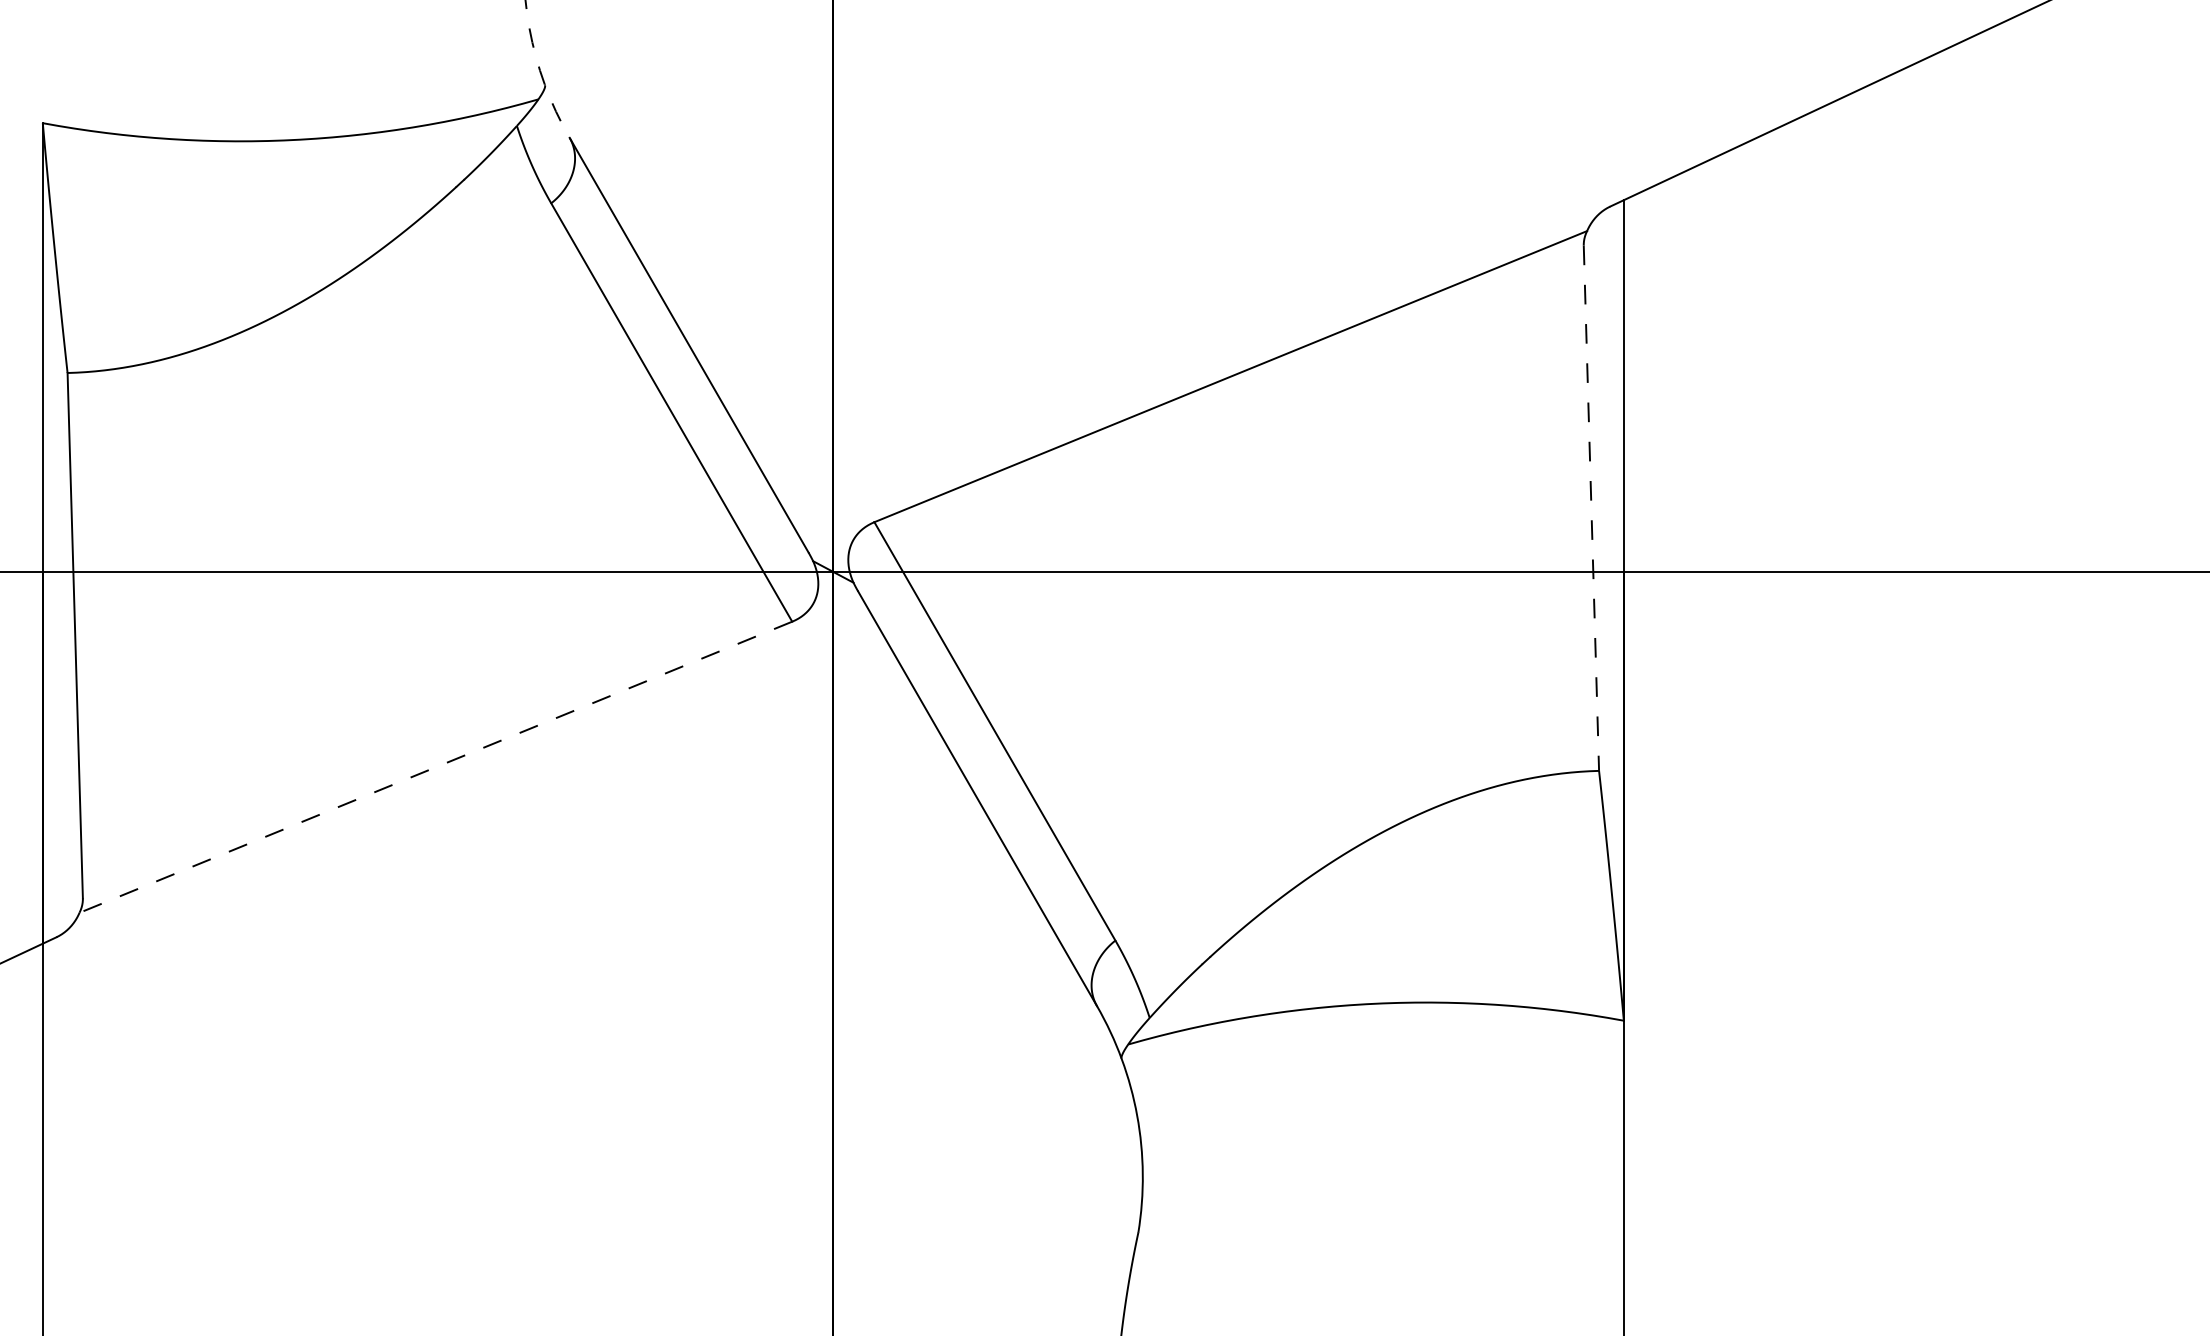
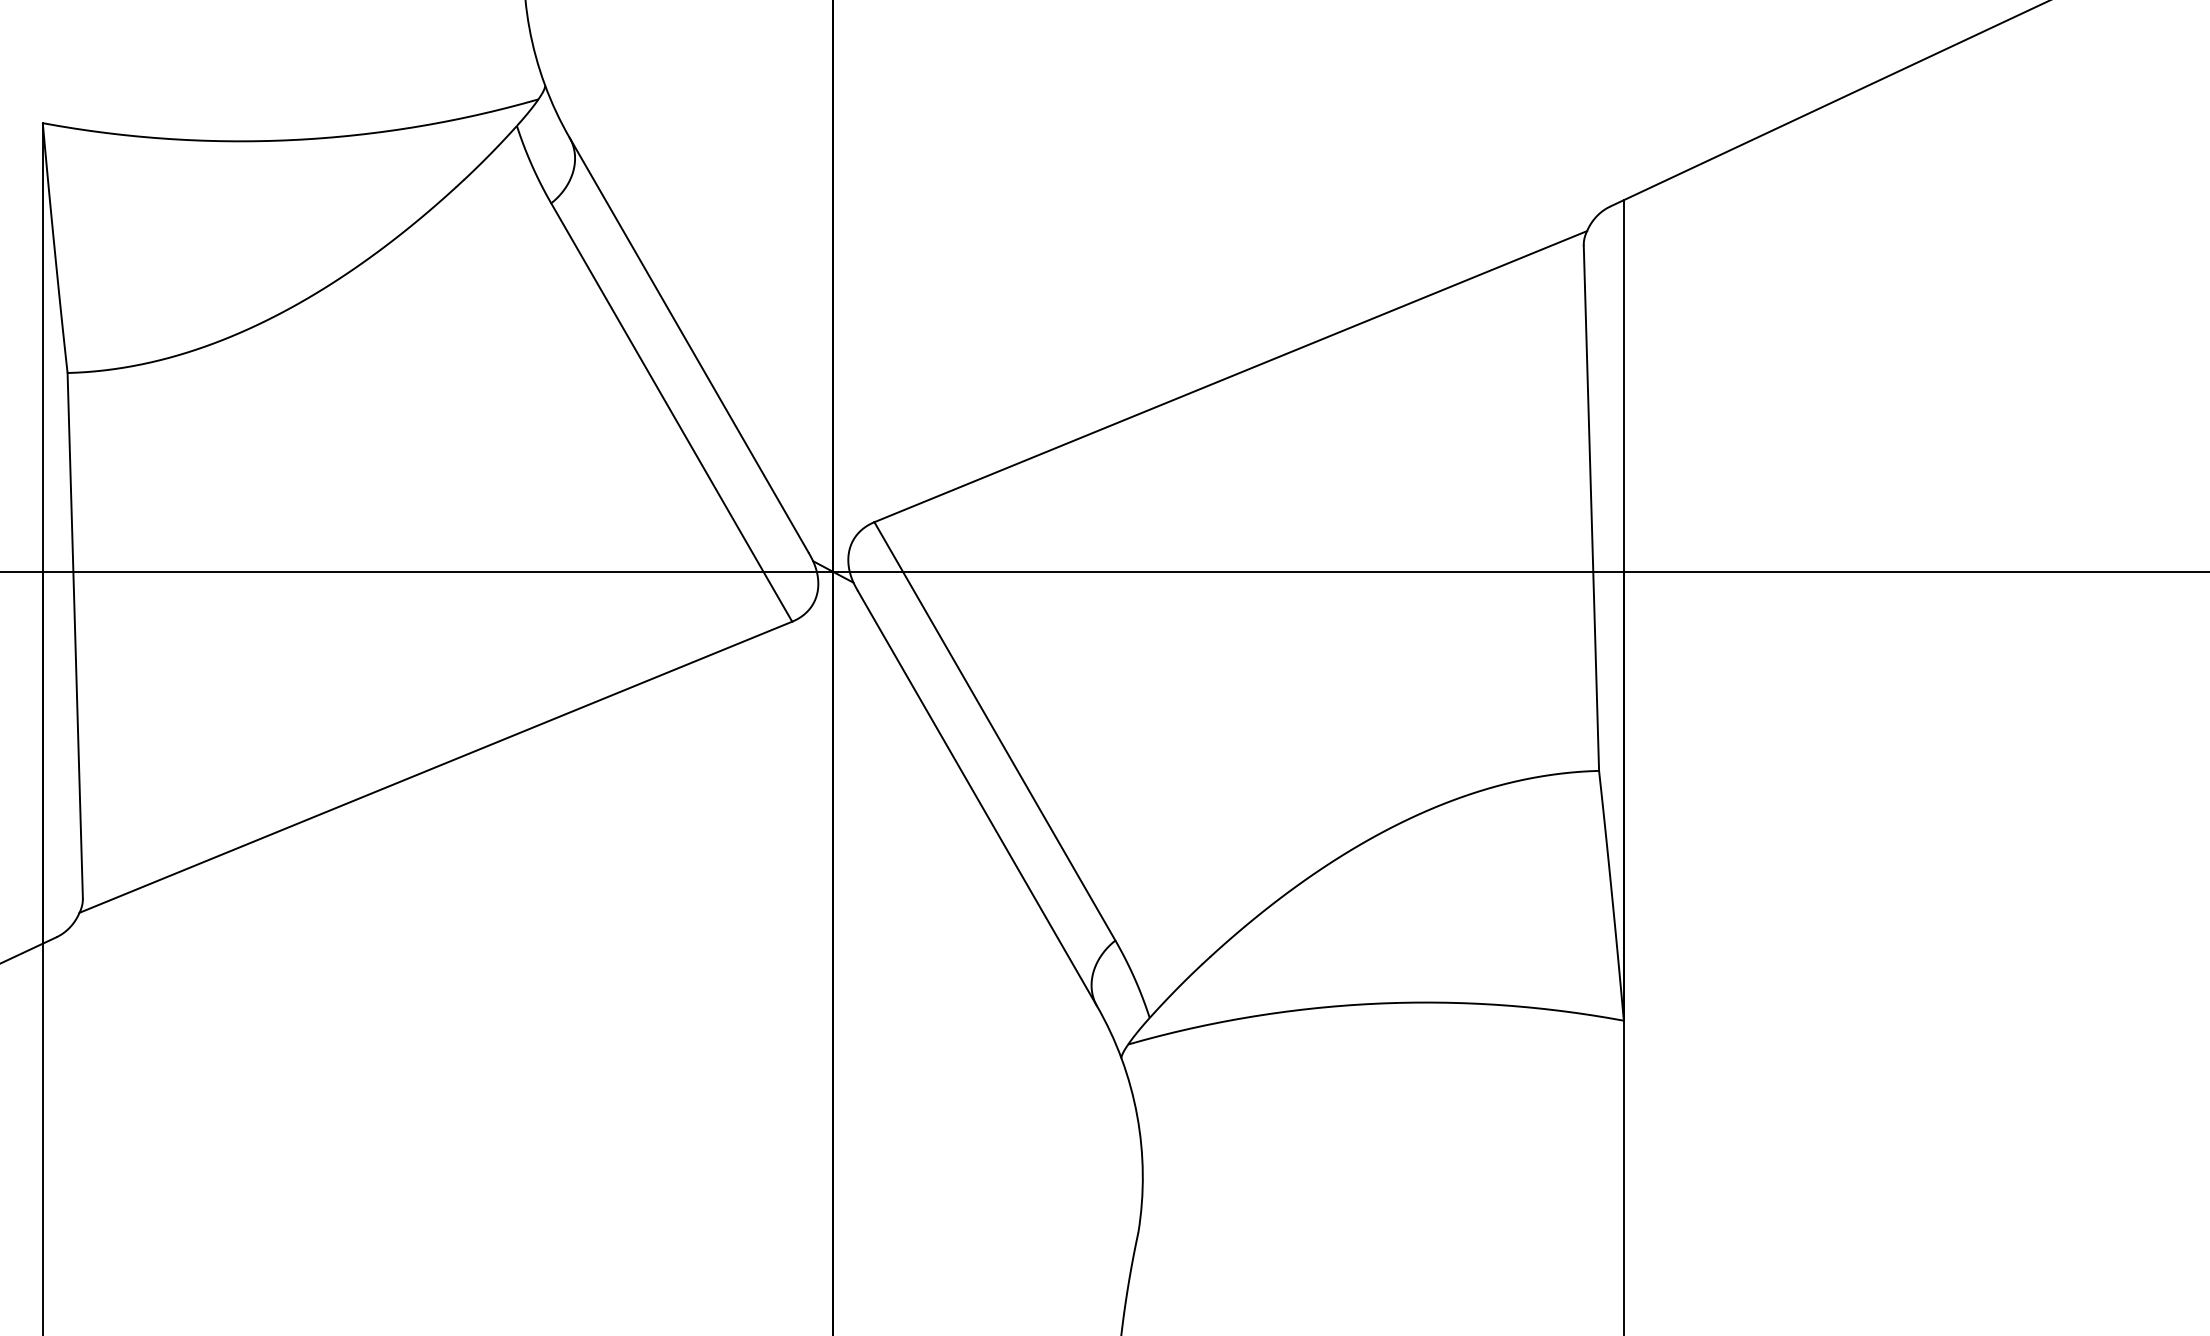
arc: dashed -> solid (540, 70)
line: dashed -> solid (1591, 508)
line: dashed -> solid (435, 767)
